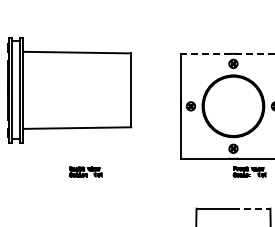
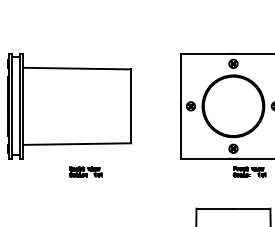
line: dashed -> solid (227, 54)
part position: (69, 90) -> (69, 106) (69, 106)
line: dashed -> solid (252, 208)
